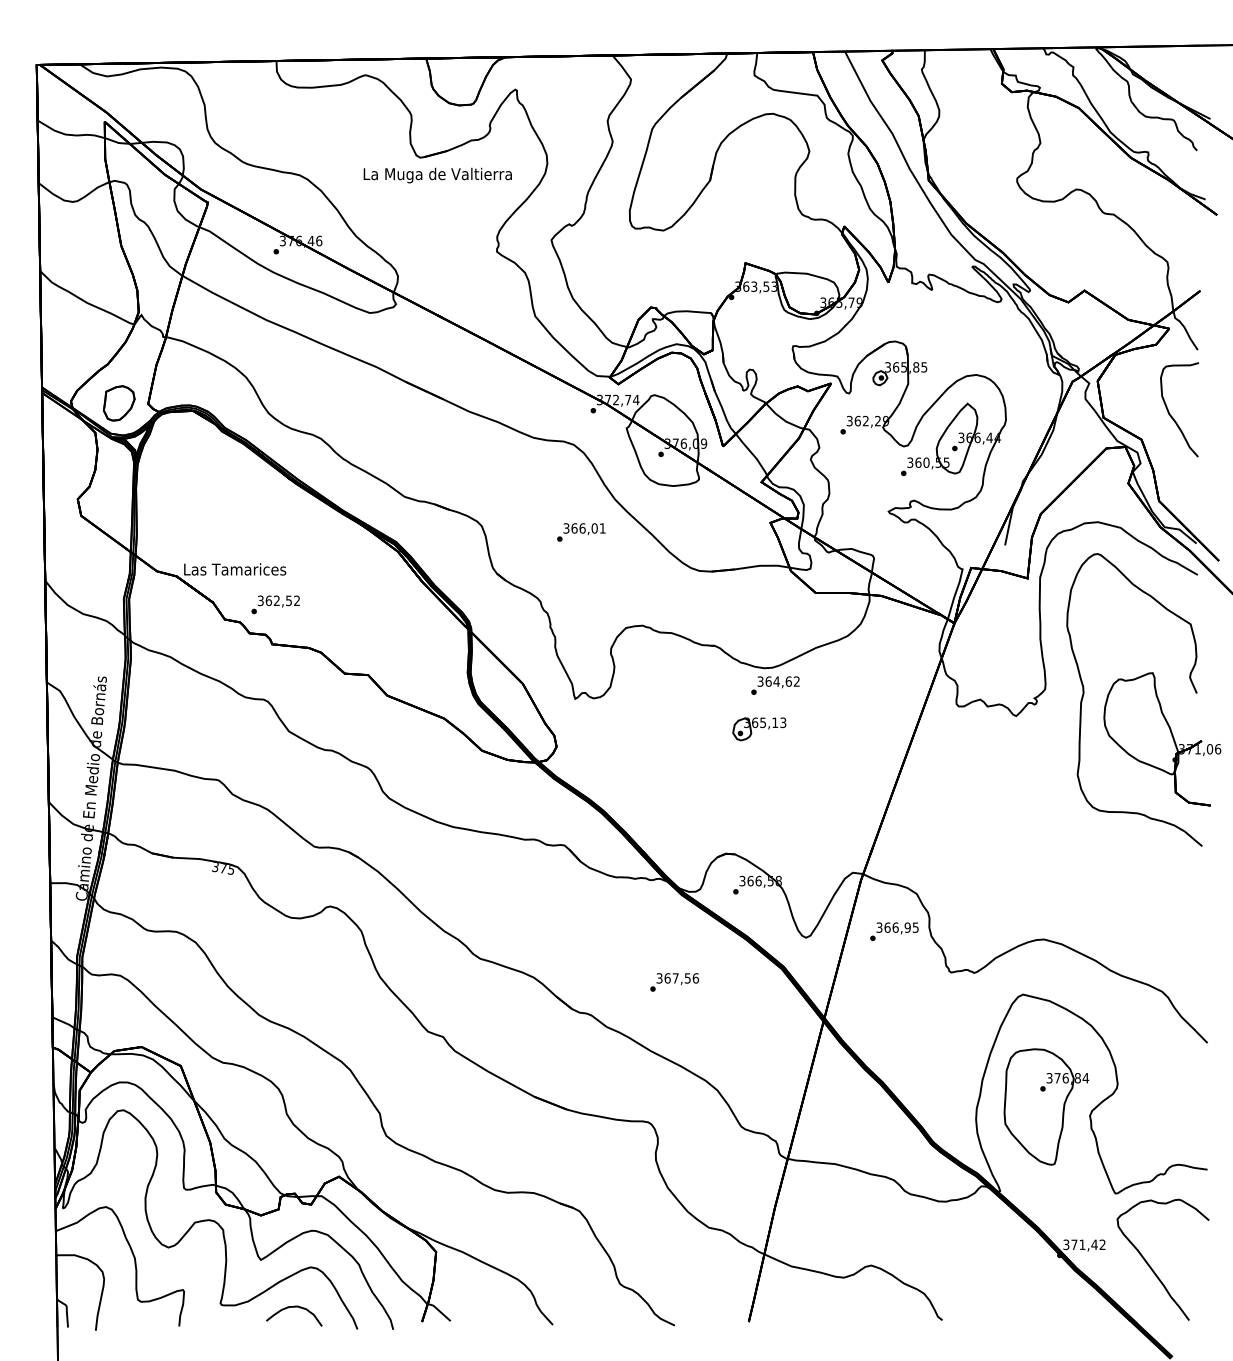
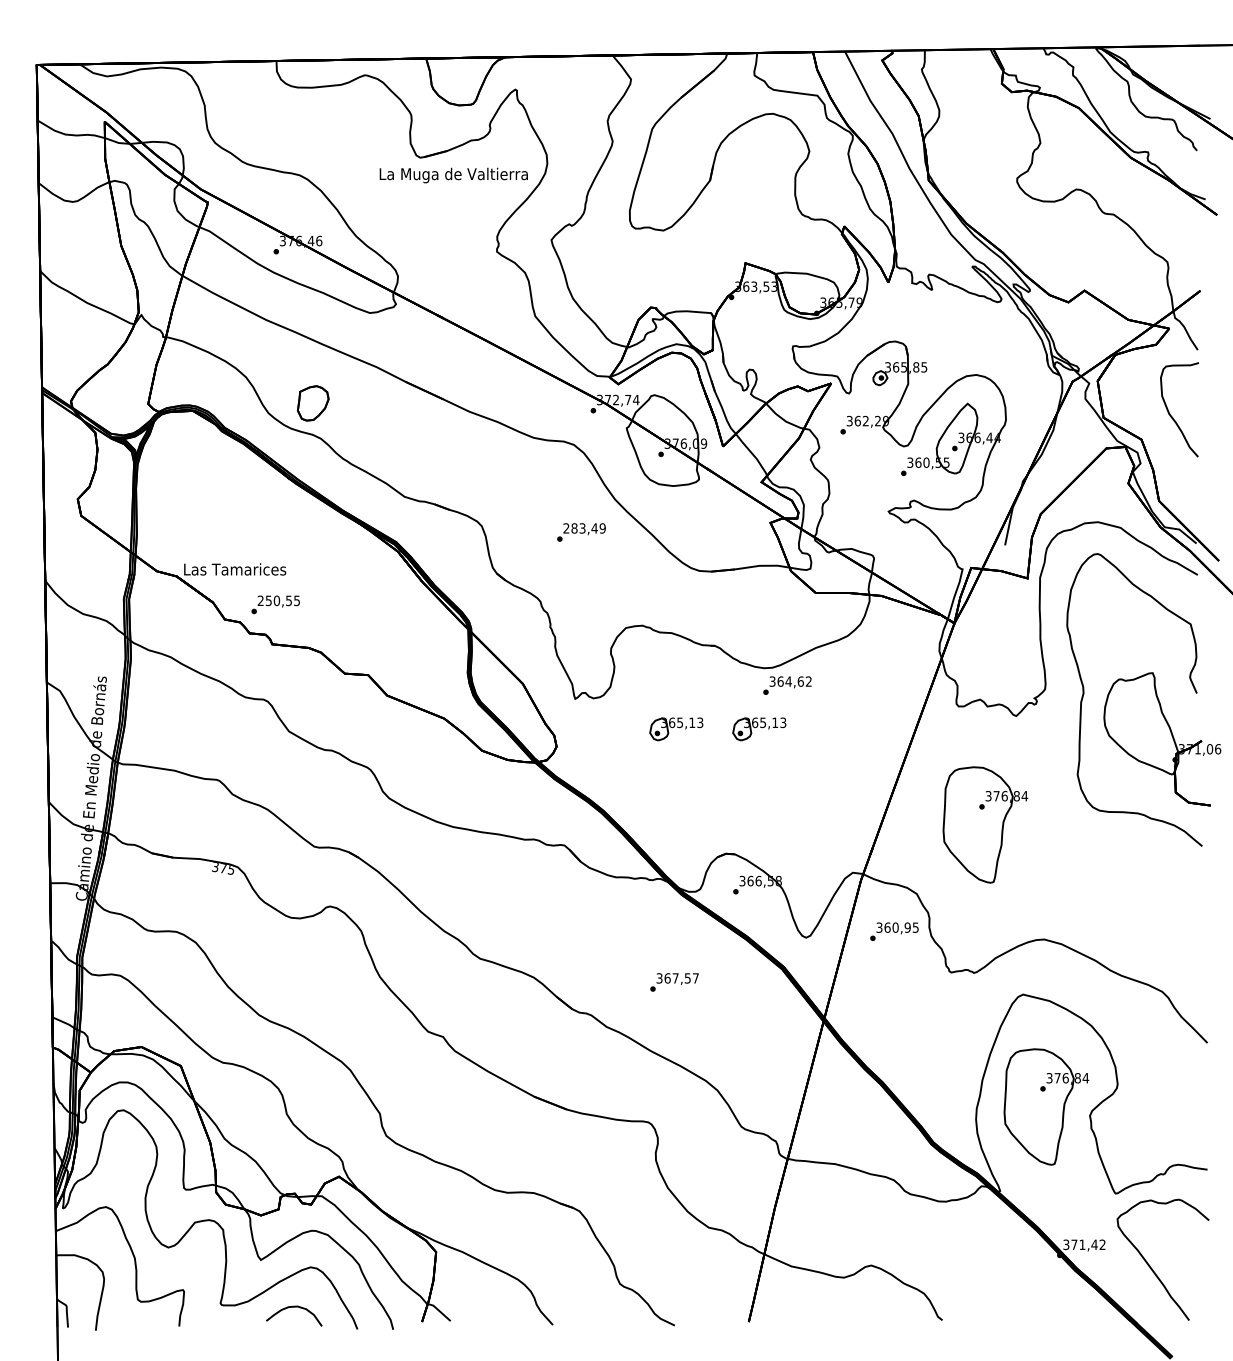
text position: (437, 175) -> (453, 175) (453, 175)
part position: (119, 403) -> (313, 403) (313, 403)
text: 366,01 -> 283,49 (584, 528)
text: 362,52 -> 250,55 (278, 600)
text position: (775, 685) -> (787, 685) (787, 685)
part: none -> present (676, 729)
part: none -> present (985, 824)
text: 366,95 -> 360,95 (895, 927)
text: 367,56 -> 367,57 (695, 978)
